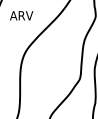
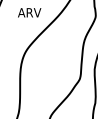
text position: (21, 15) -> (29, 12) (29, 12)
